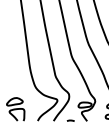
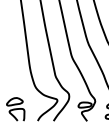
curve: present -> none (70, 120)
